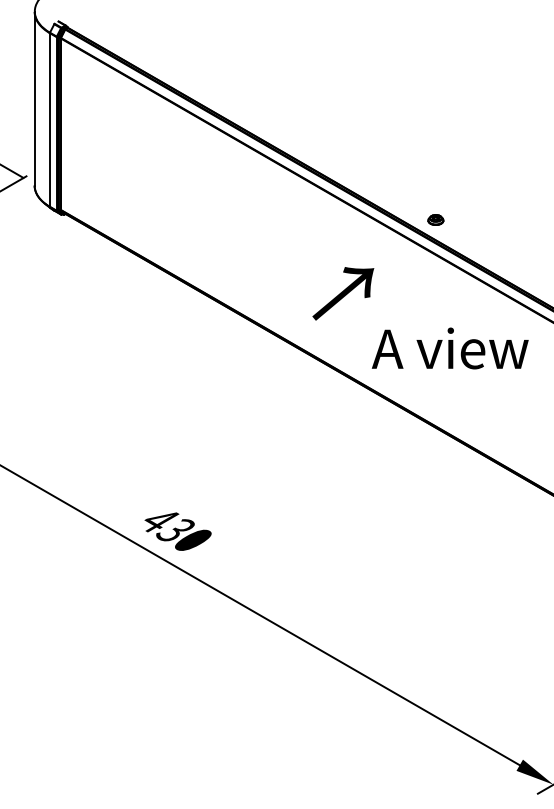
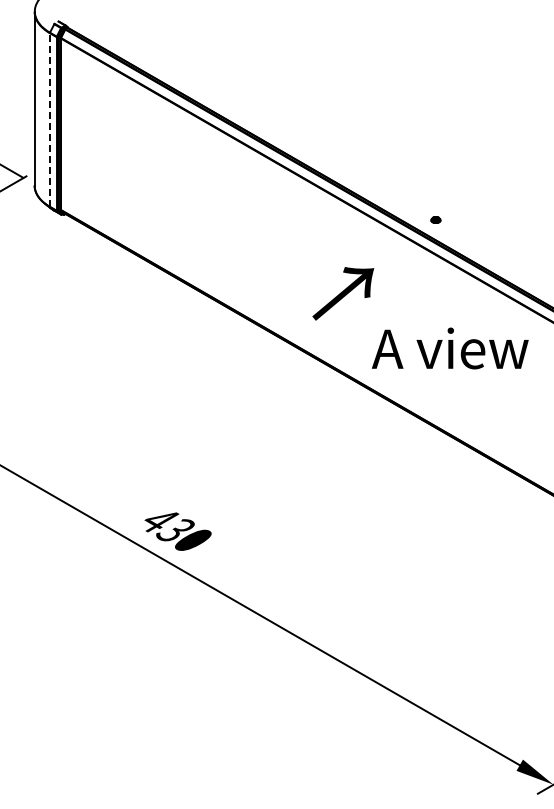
line: solid -> dashed (49, 119)
part size: 18x12 px -> 12x8 px (435, 219)
